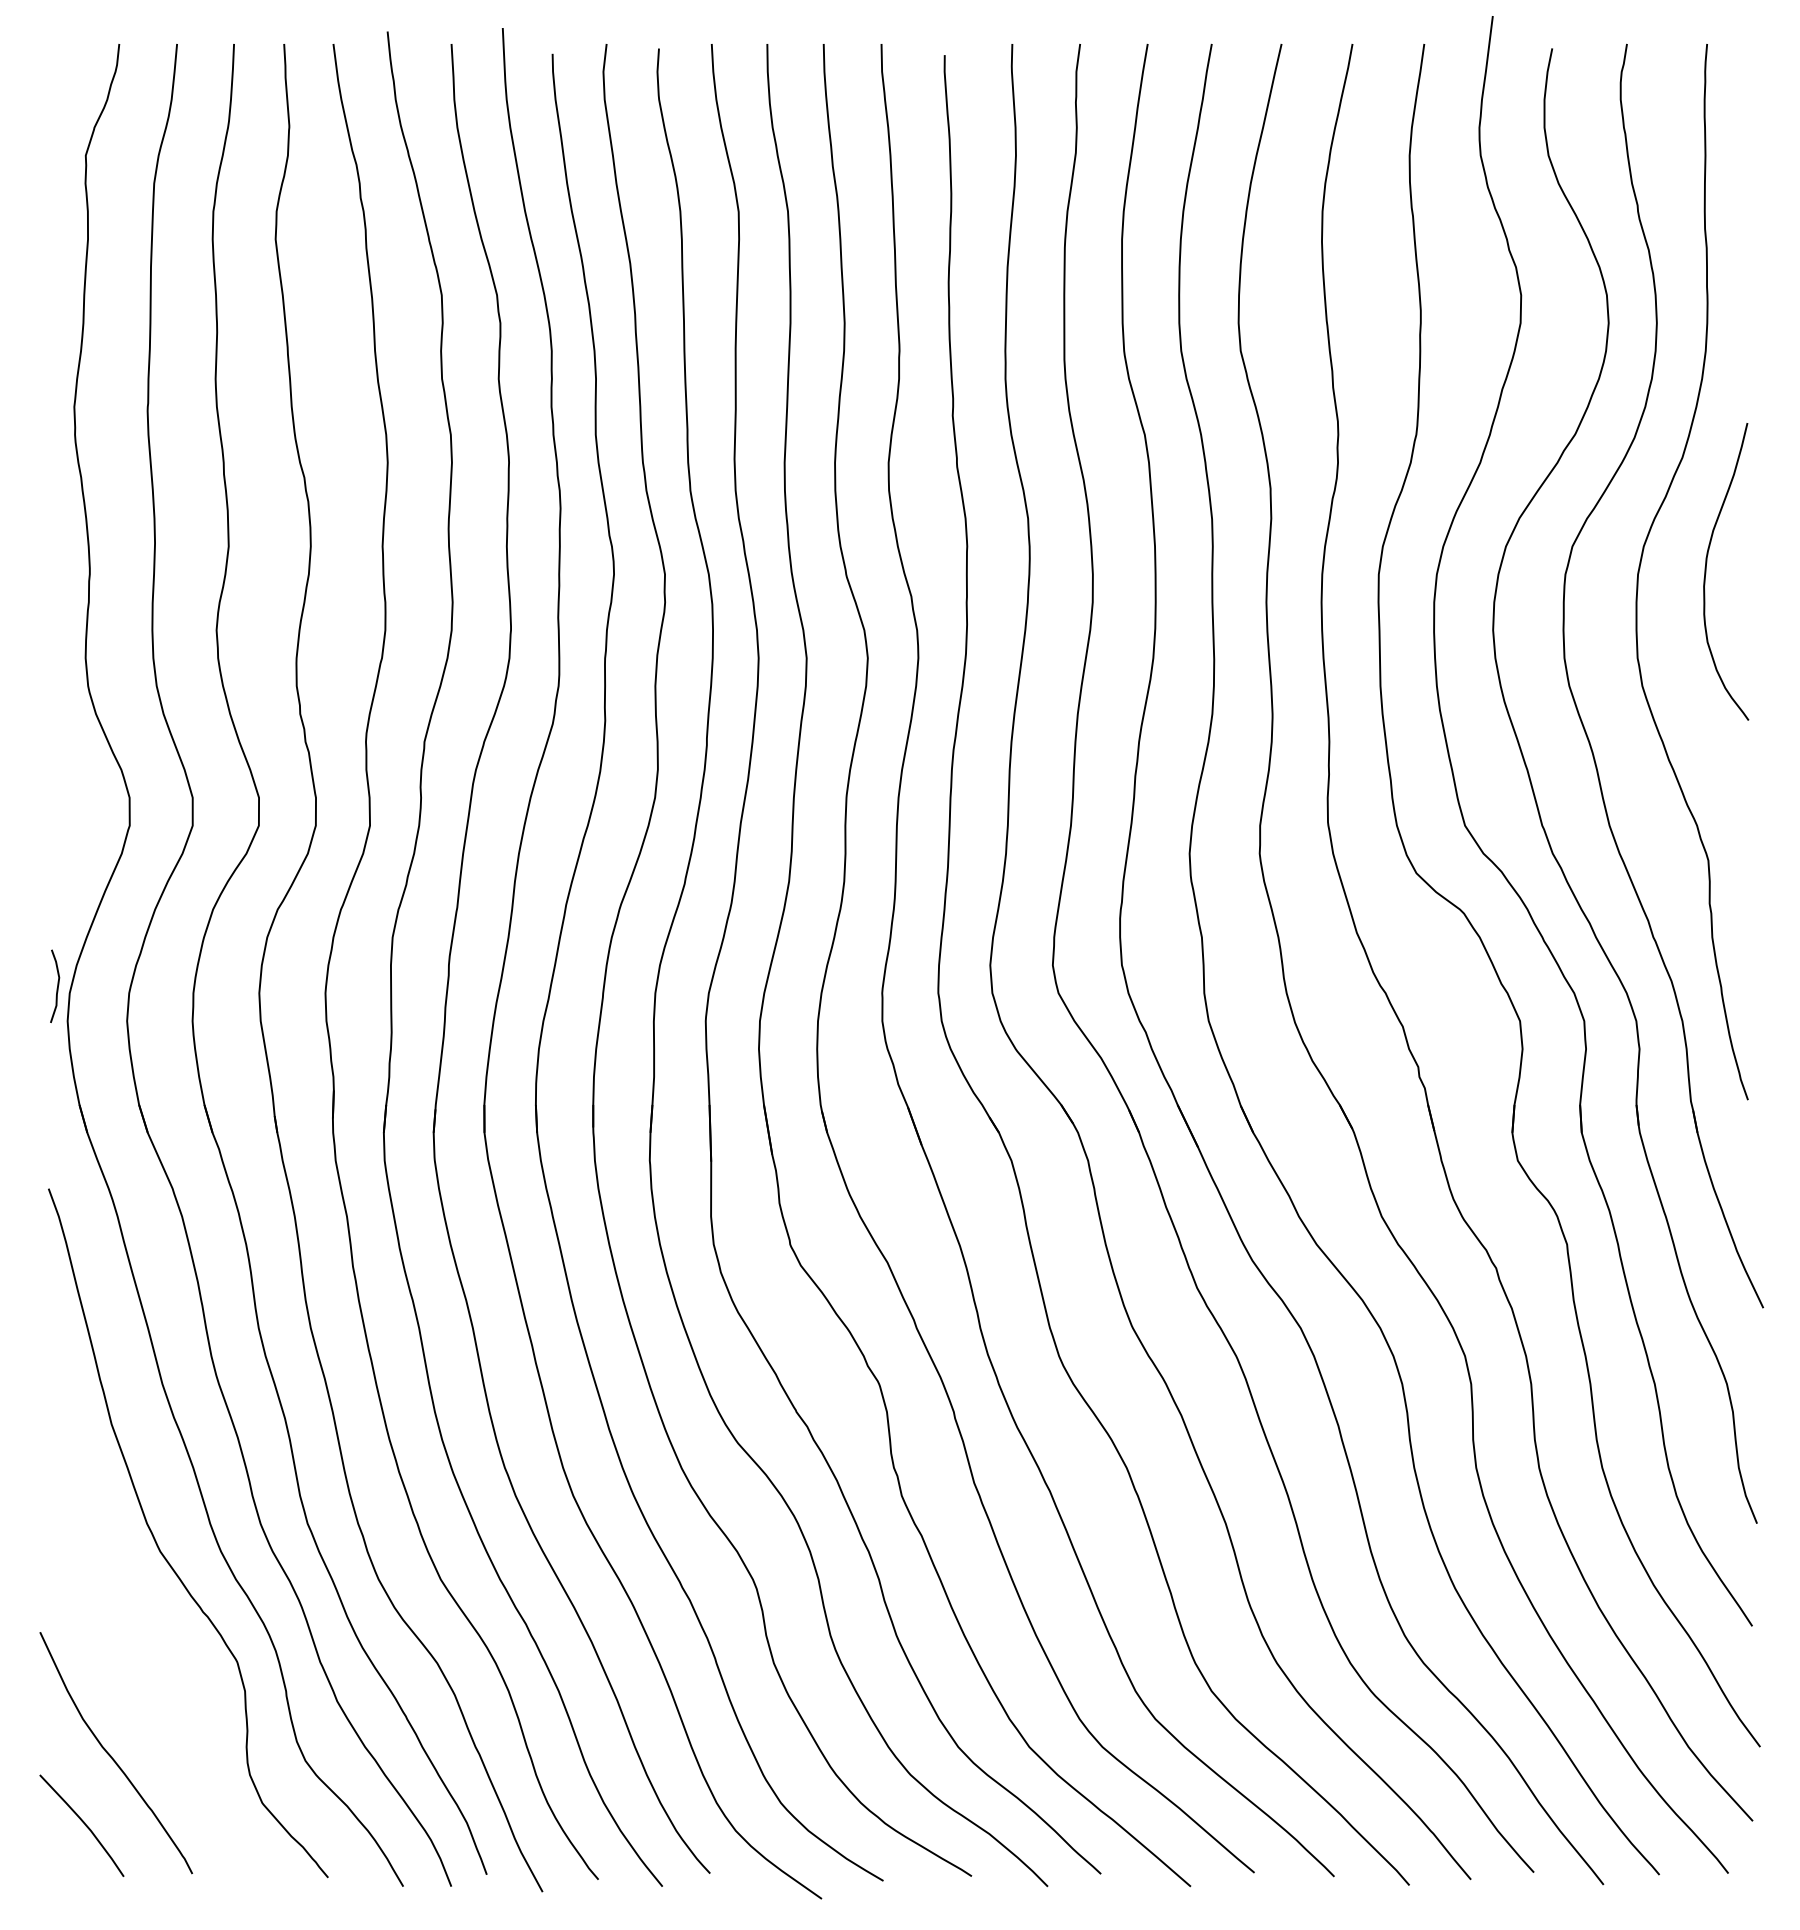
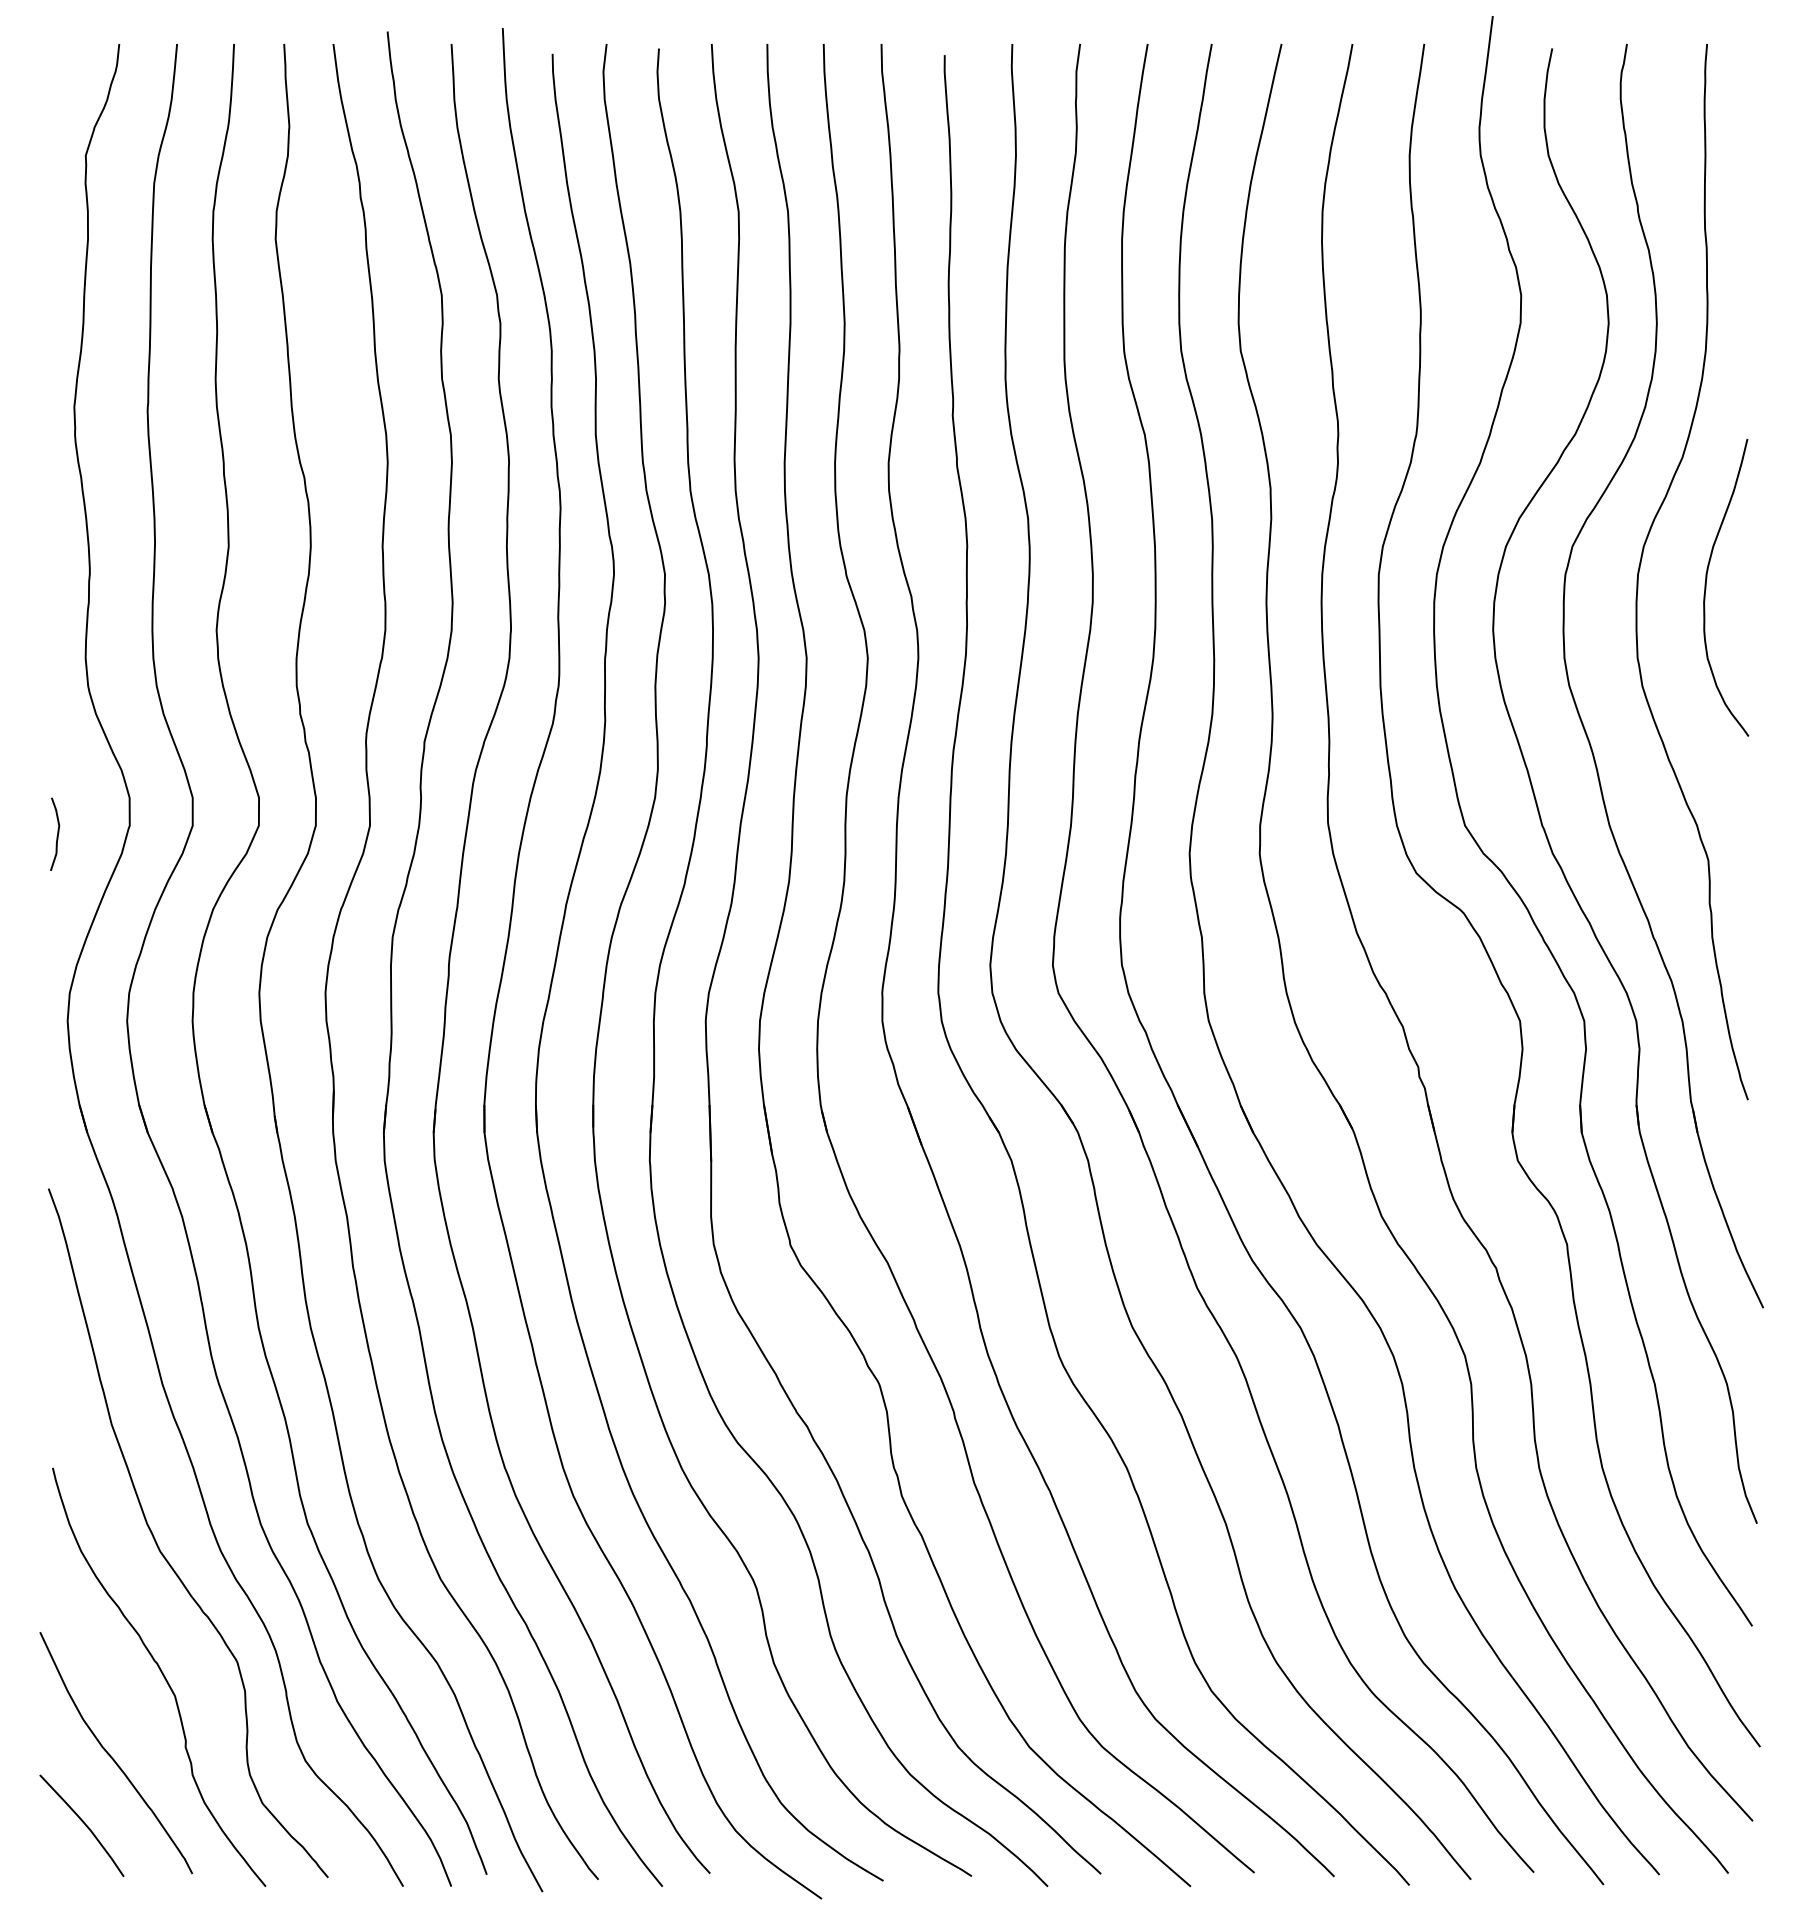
curve position: (1706, 571) -> (1706, 587) (1706, 587)
curve position: (57, 985) -> (57, 833) (57, 833)
curve: none -> present (162, 1675)
